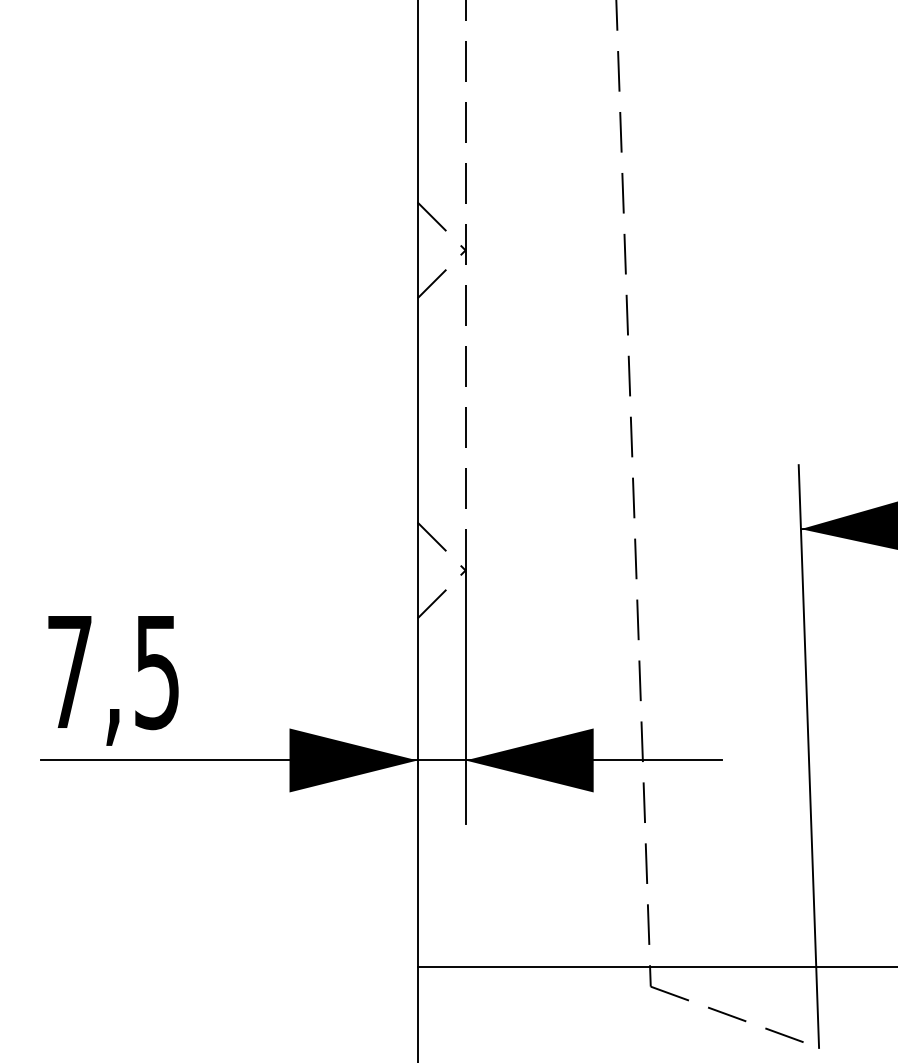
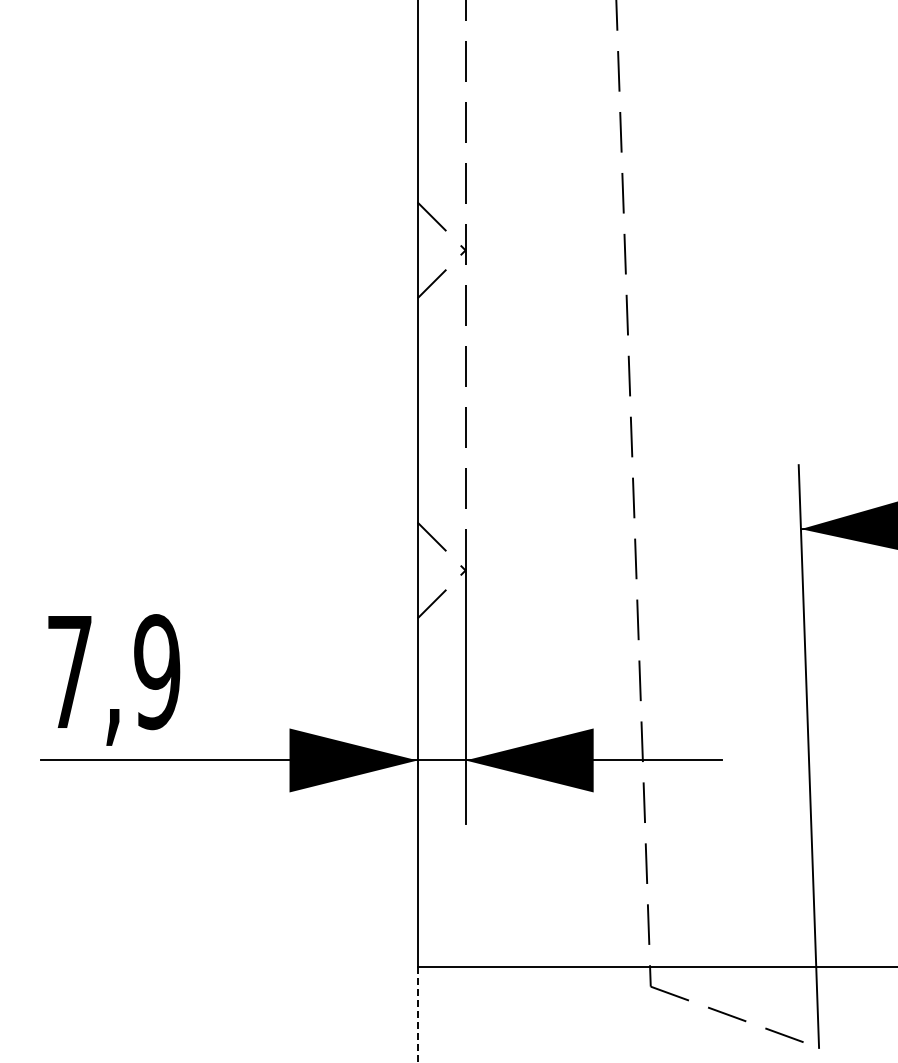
text: 7,5 -> 7,9 (157, 672)
line: solid -> dashed (417, 1015)
